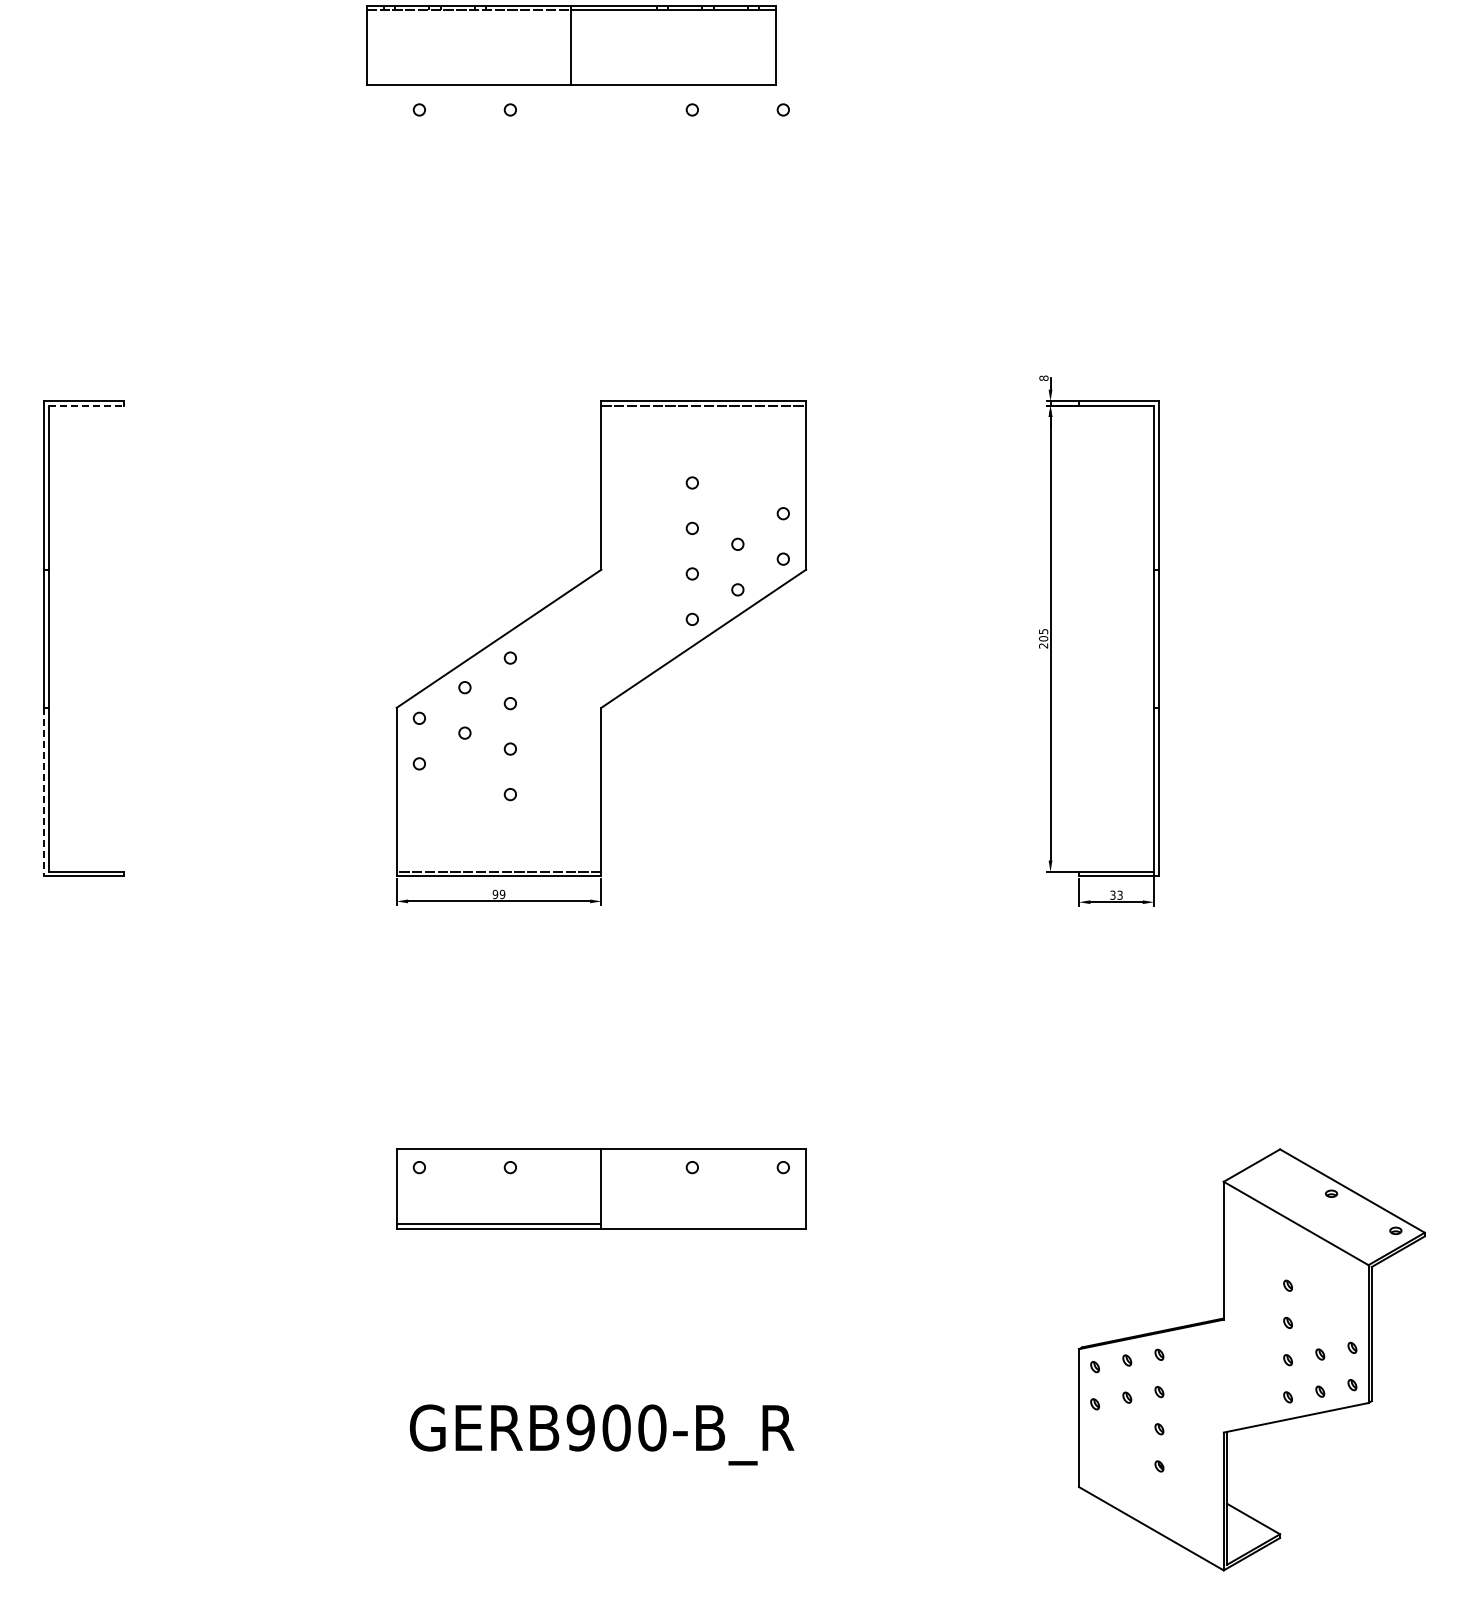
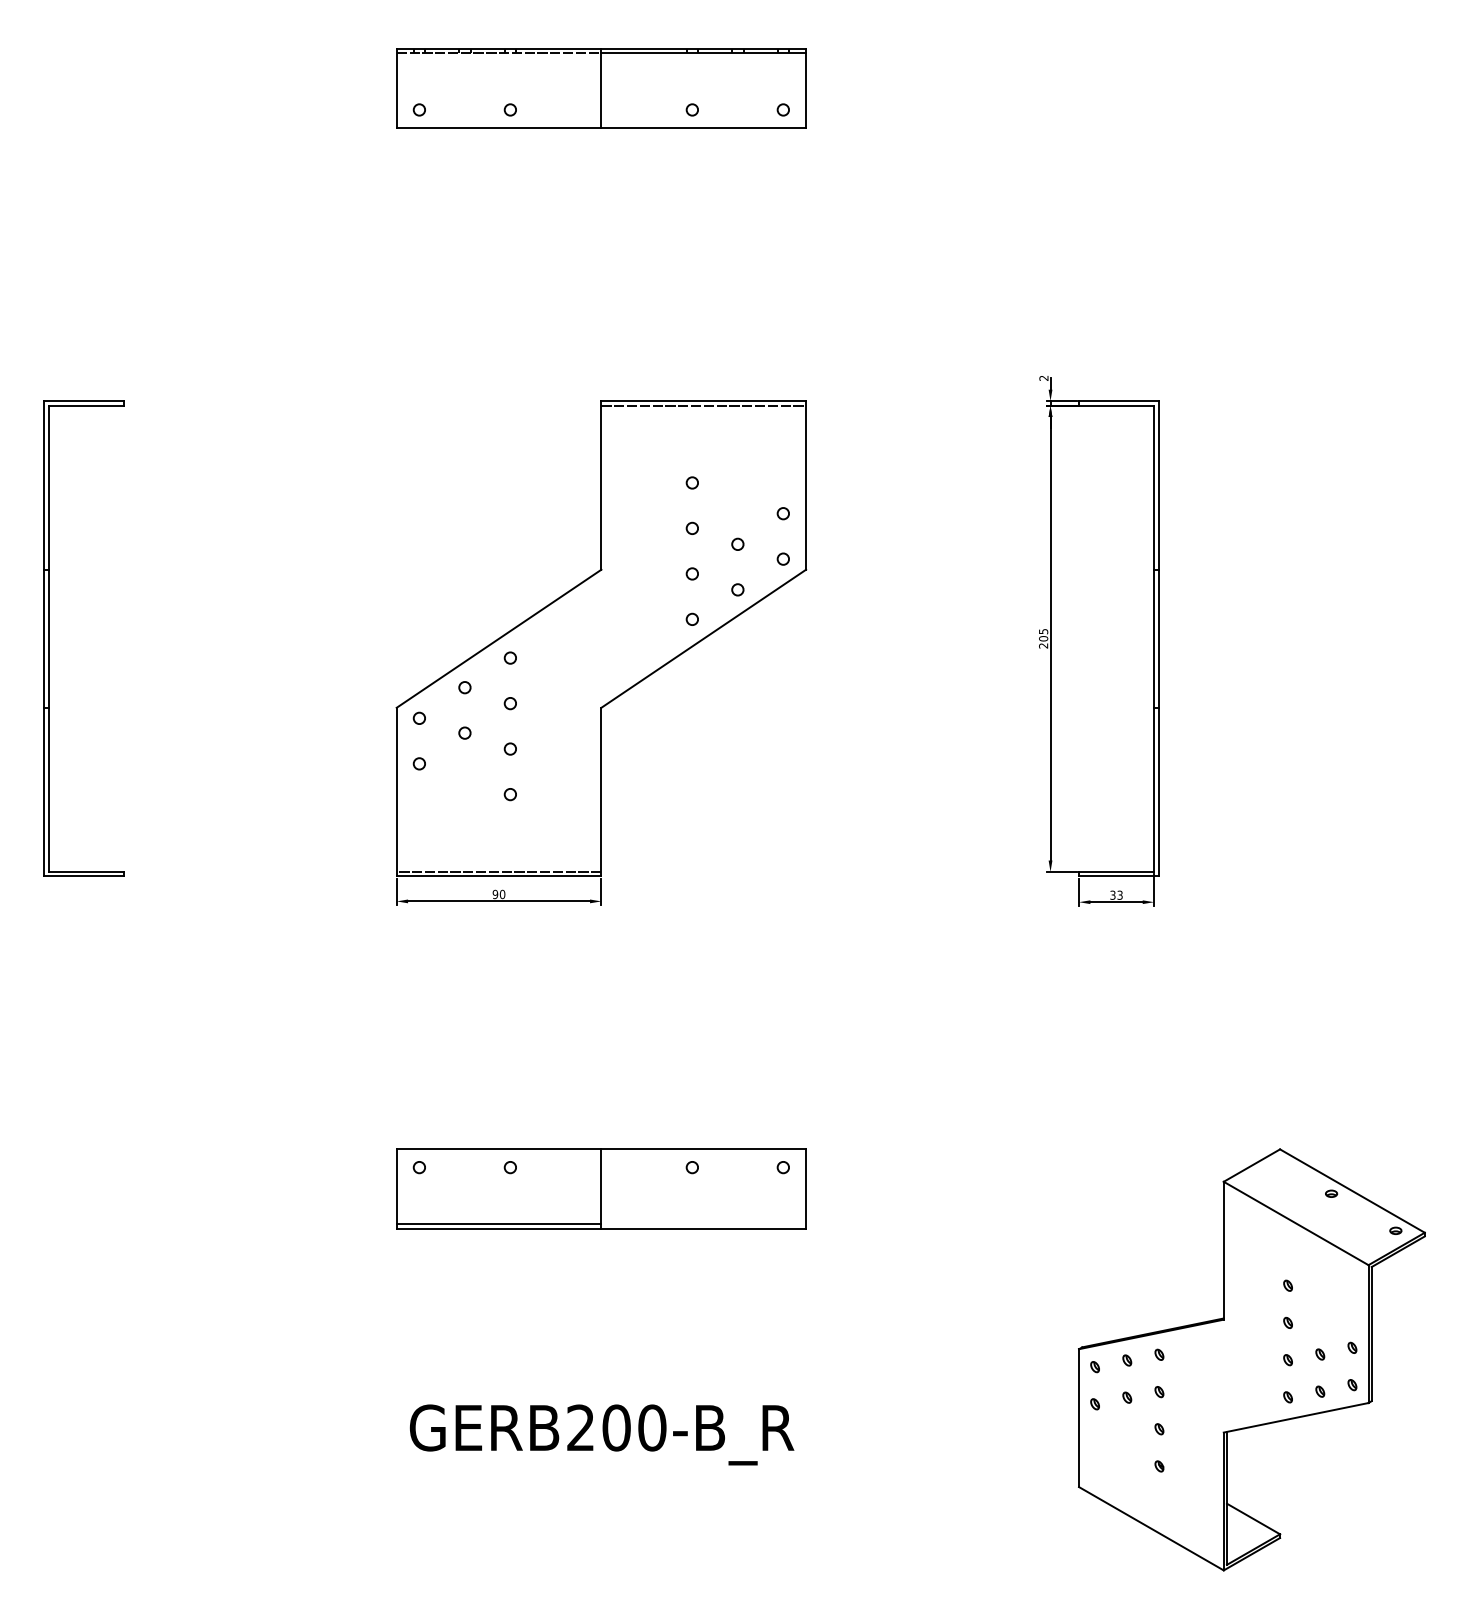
part position: (571, 45) -> (601, 88) (601, 88)
text: 8 -> 2 (1043, 377)
line: dashed -> solid (86, 405)
line: dashed -> solid (44, 792)
text: 99 -> 90 (502, 894)
text: GERB900-B_R -> GERB200-B_R (580, 1427)
